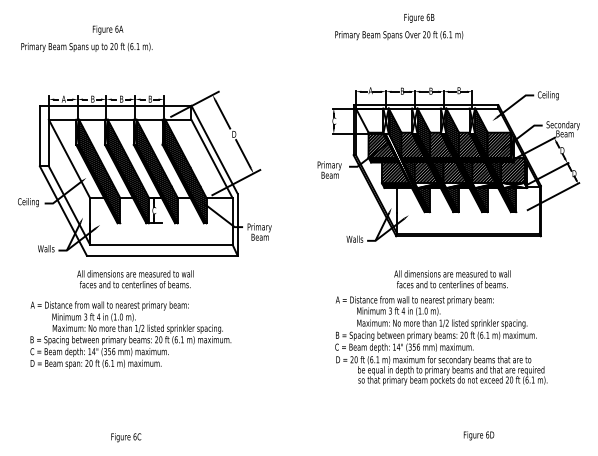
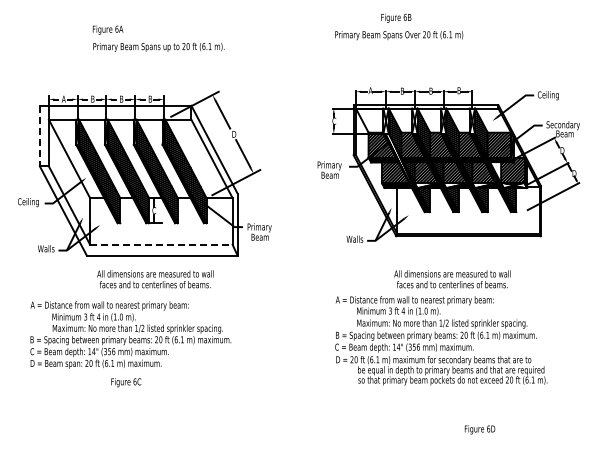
text position: (419, 17) -> (396, 17) (396, 17)
text position: (86, 46) -> (158, 46) (158, 46)
line: solid -> dashed (39, 136)
hatch: present -> none (495, 171)
line: solid -> dashed (161, 244)
text position: (135, 279) -> (155, 279) (155, 279)
text position: (478, 435) -> (479, 429) (479, 429)
text position: (126, 437) -> (126, 382) (126, 382)
